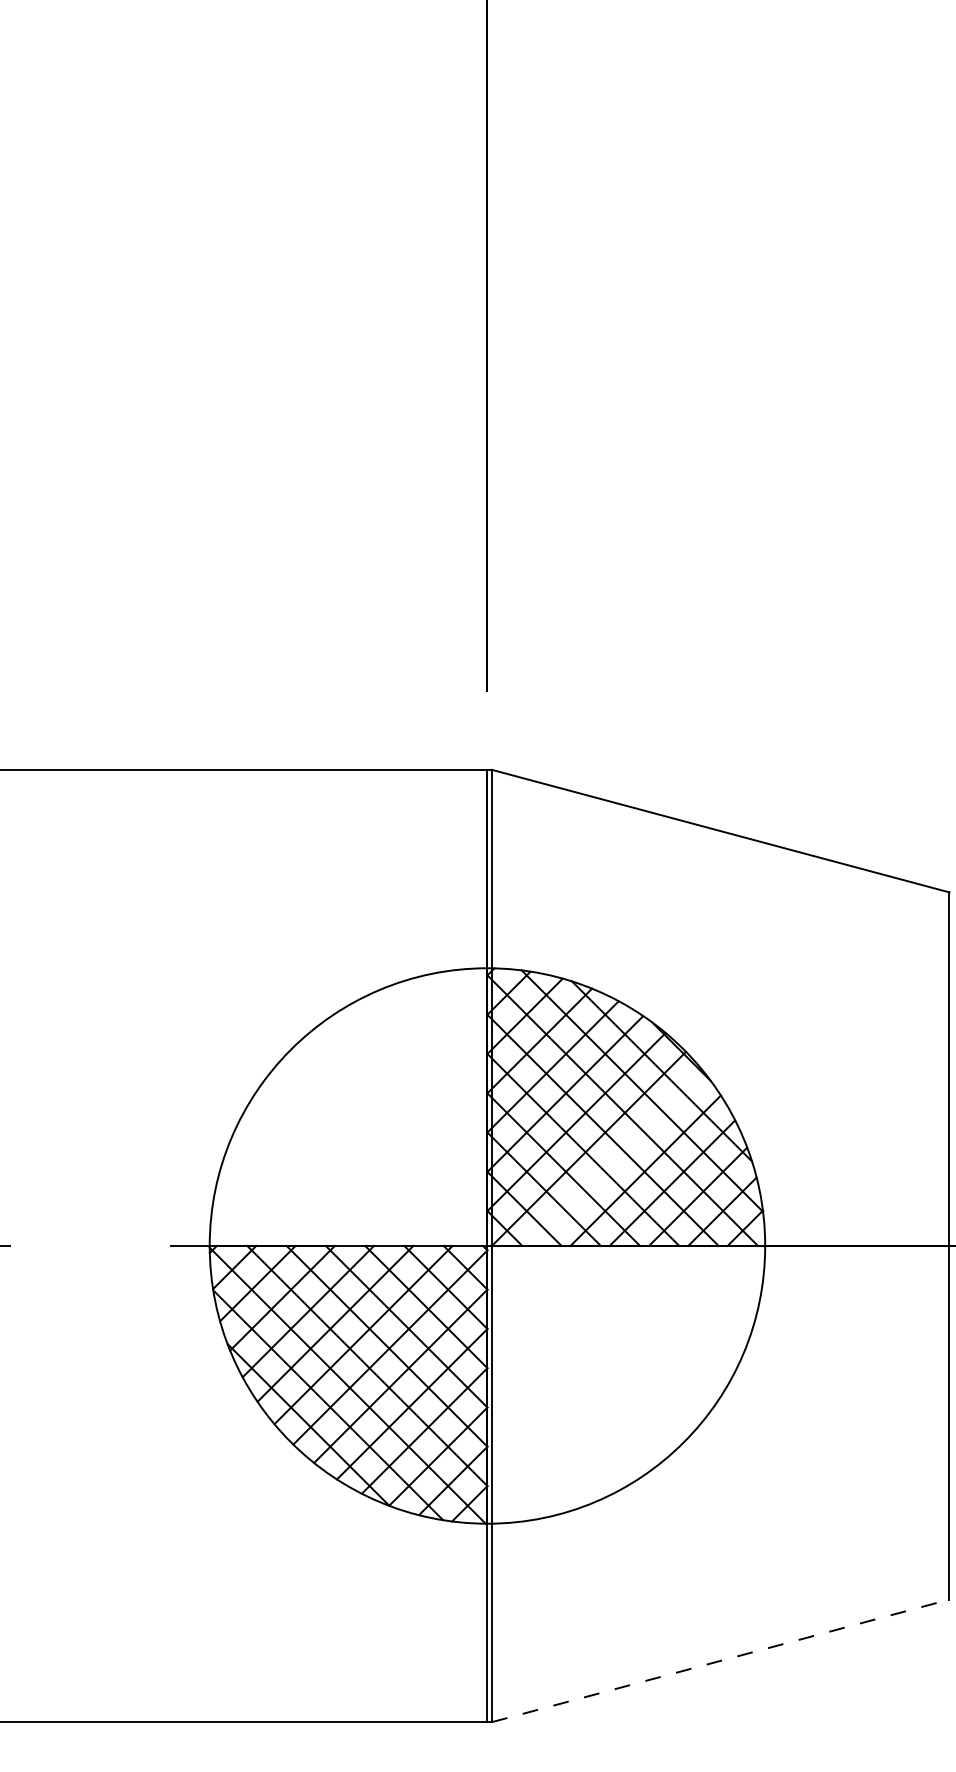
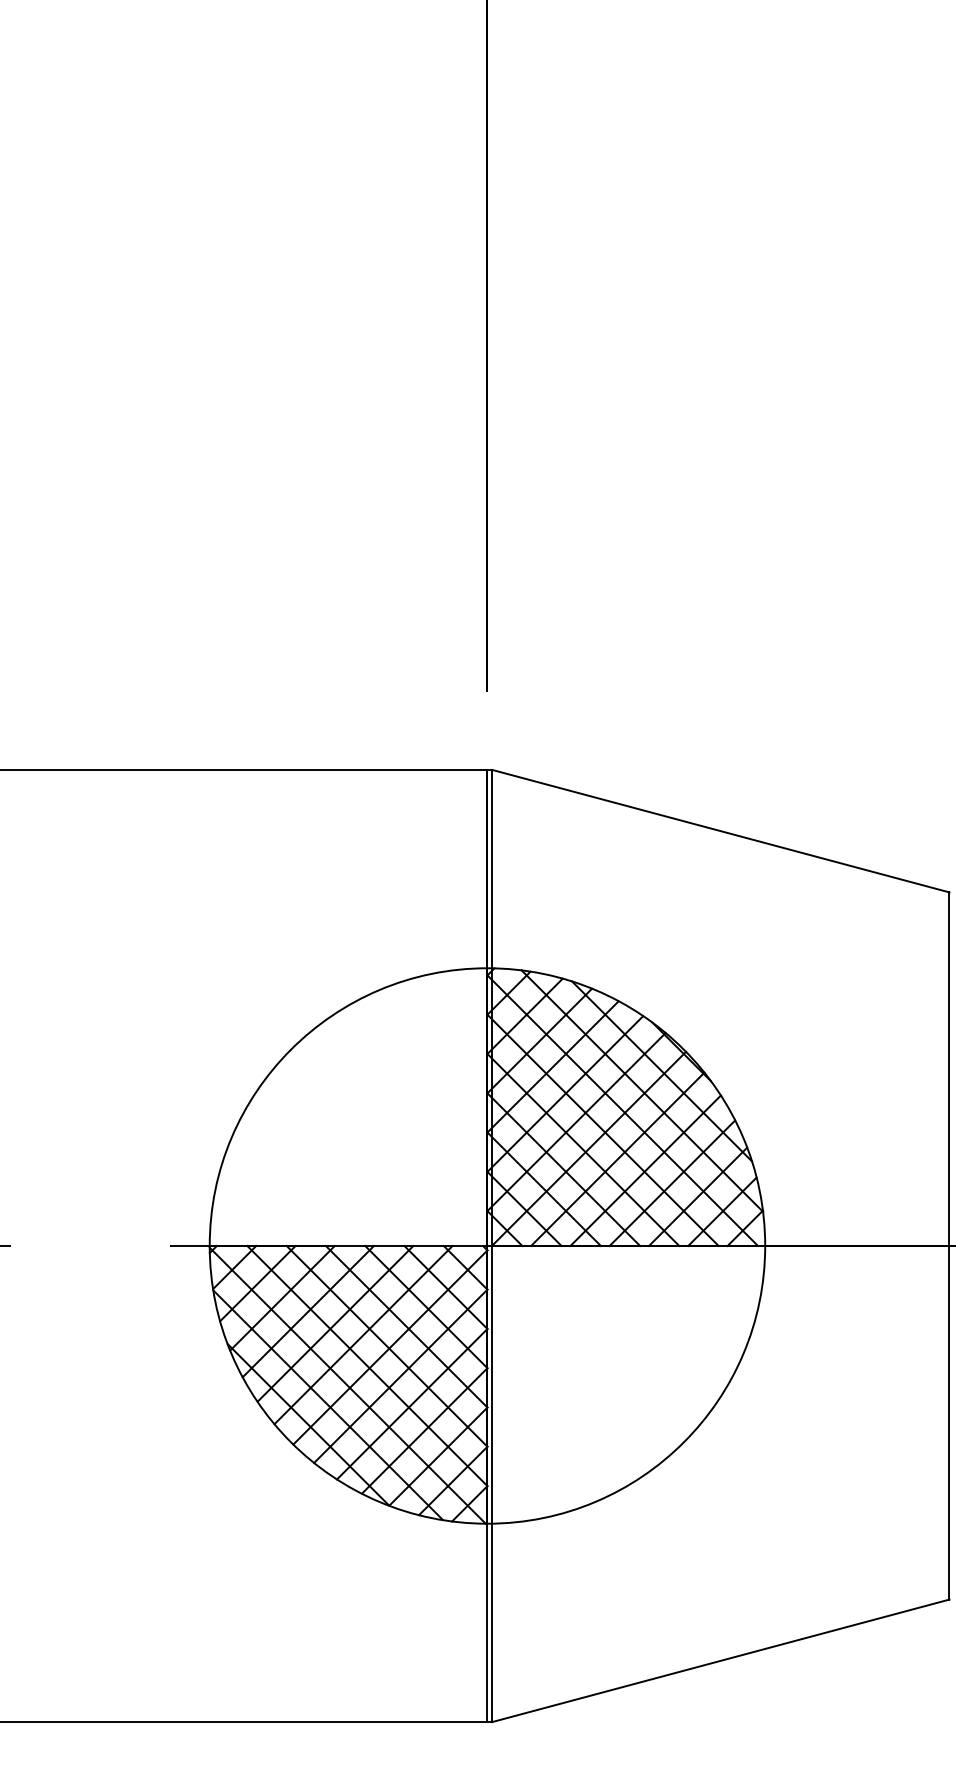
line: none -> present (617, 1159)
line: dashed -> solid (720, 1660)
